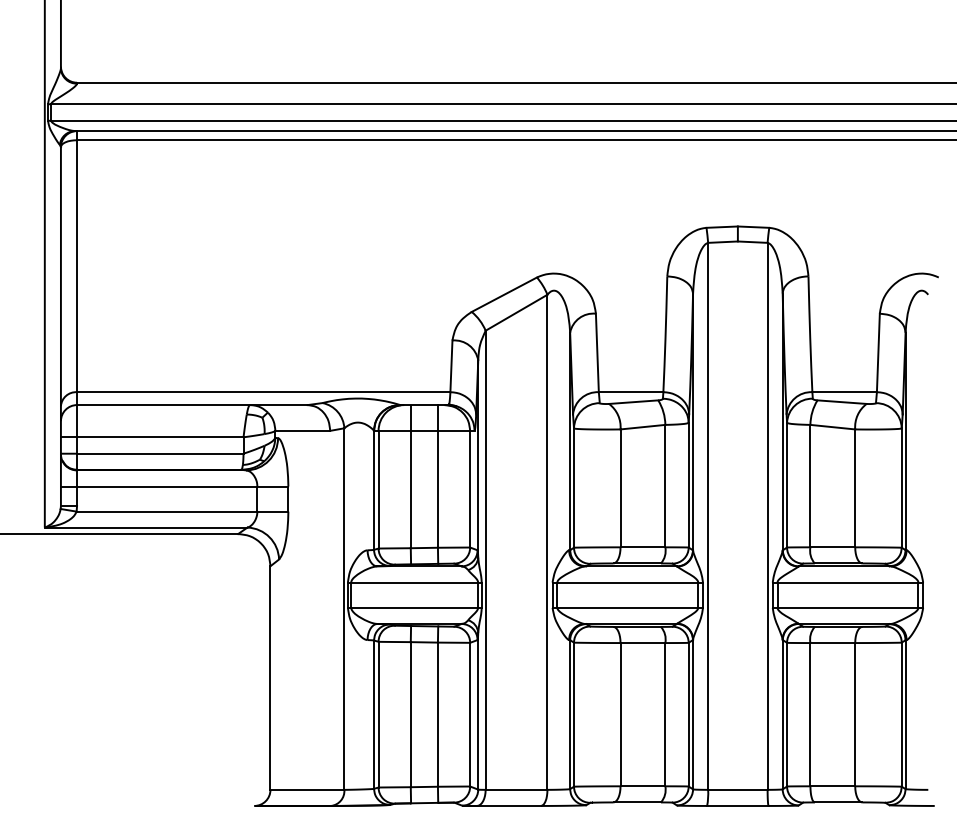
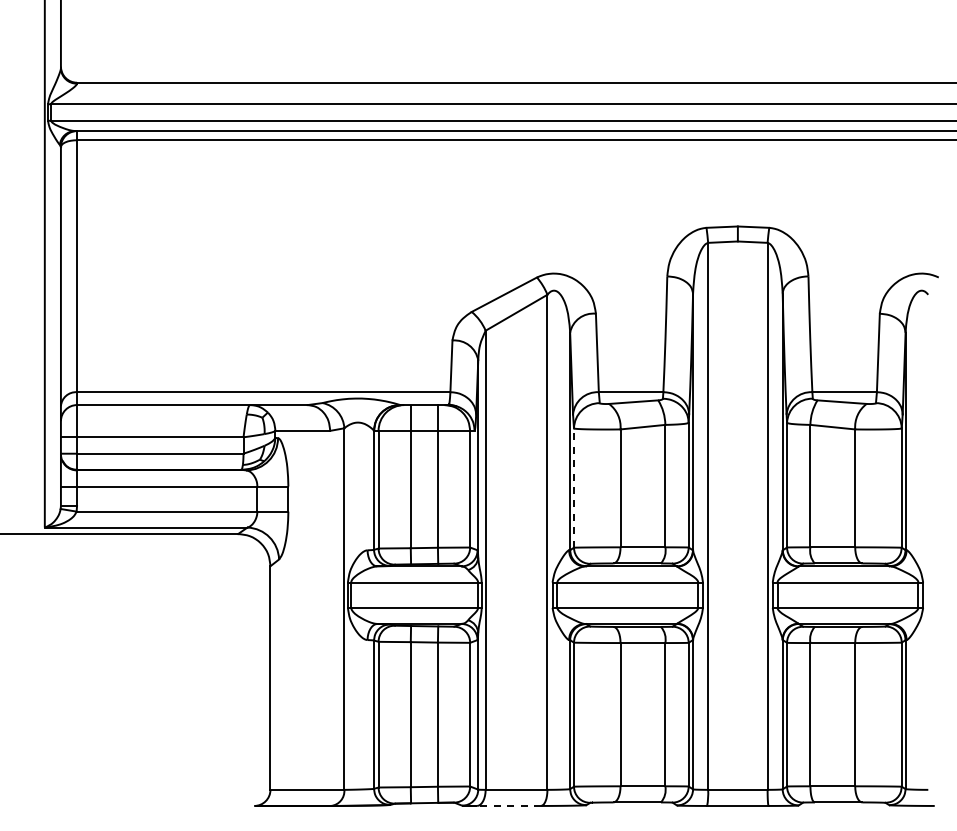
line: solid -> dashed (574, 488)
line: solid -> dashed (509, 805)
